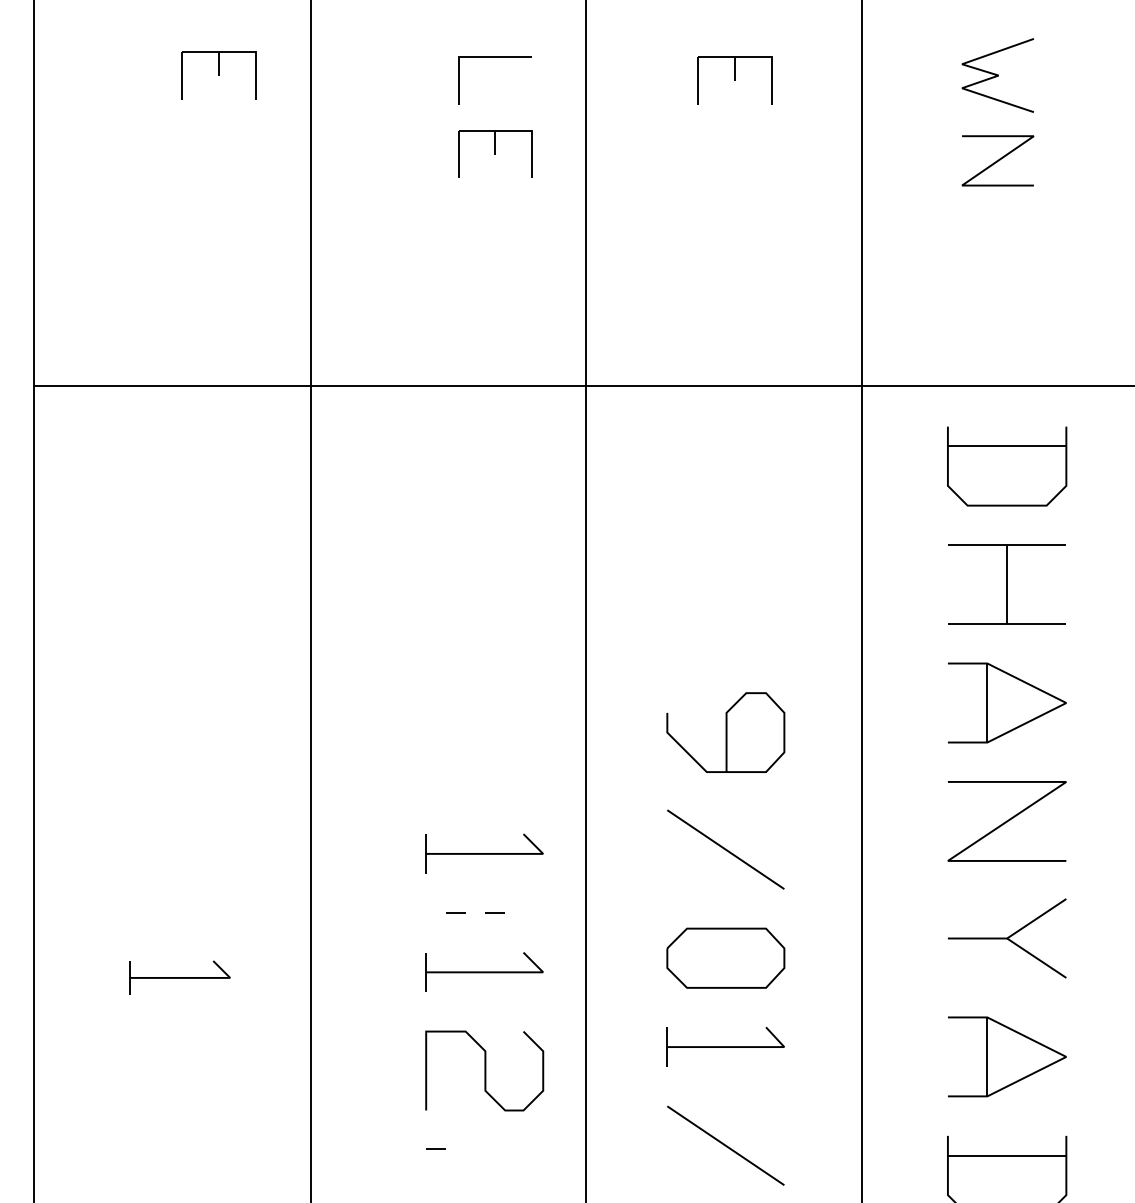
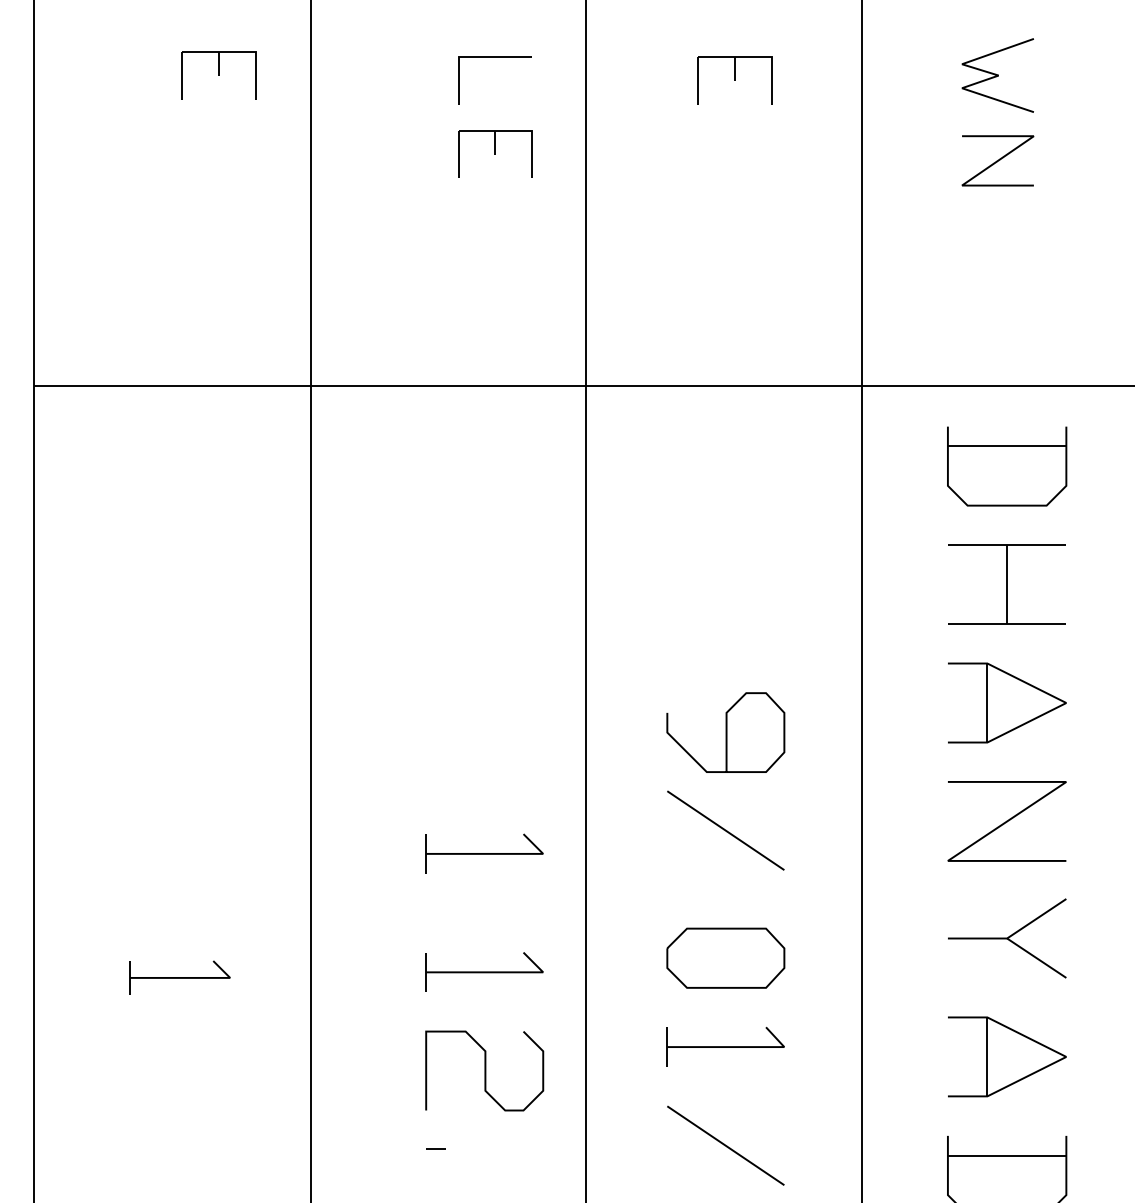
line position: (725, 849) -> (725, 830) (725, 830)
line: present -> none (455, 912)
line: present -> none (494, 912)
